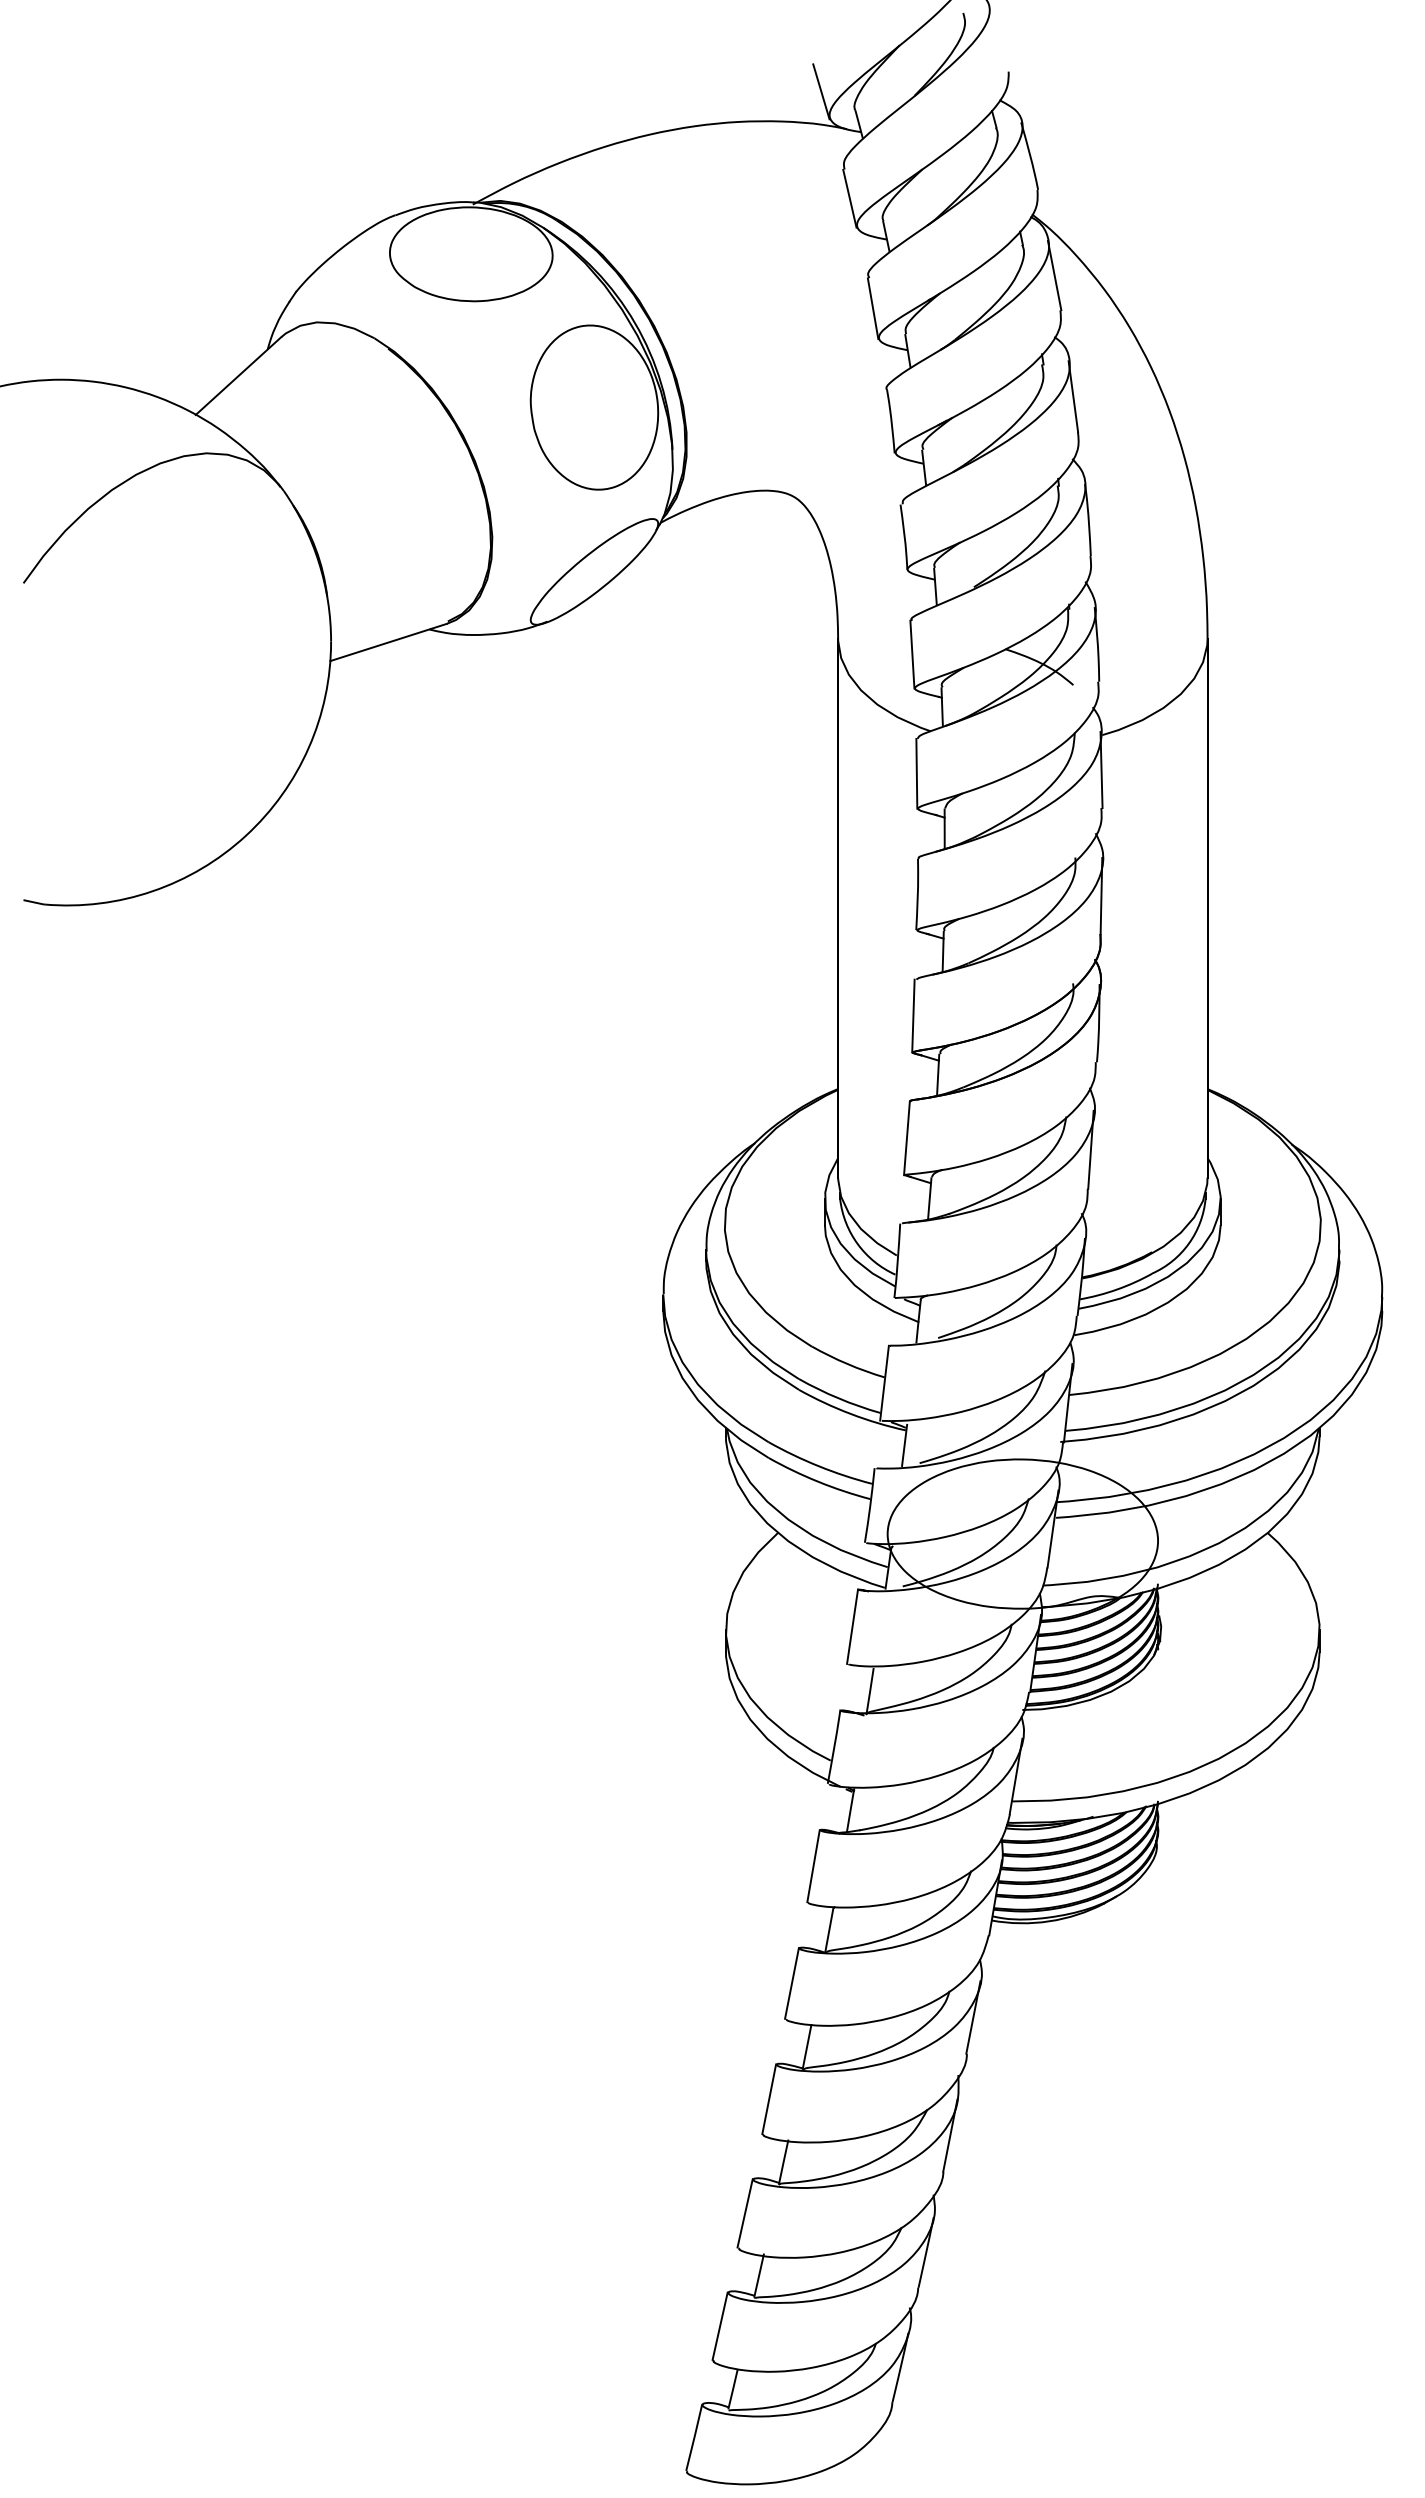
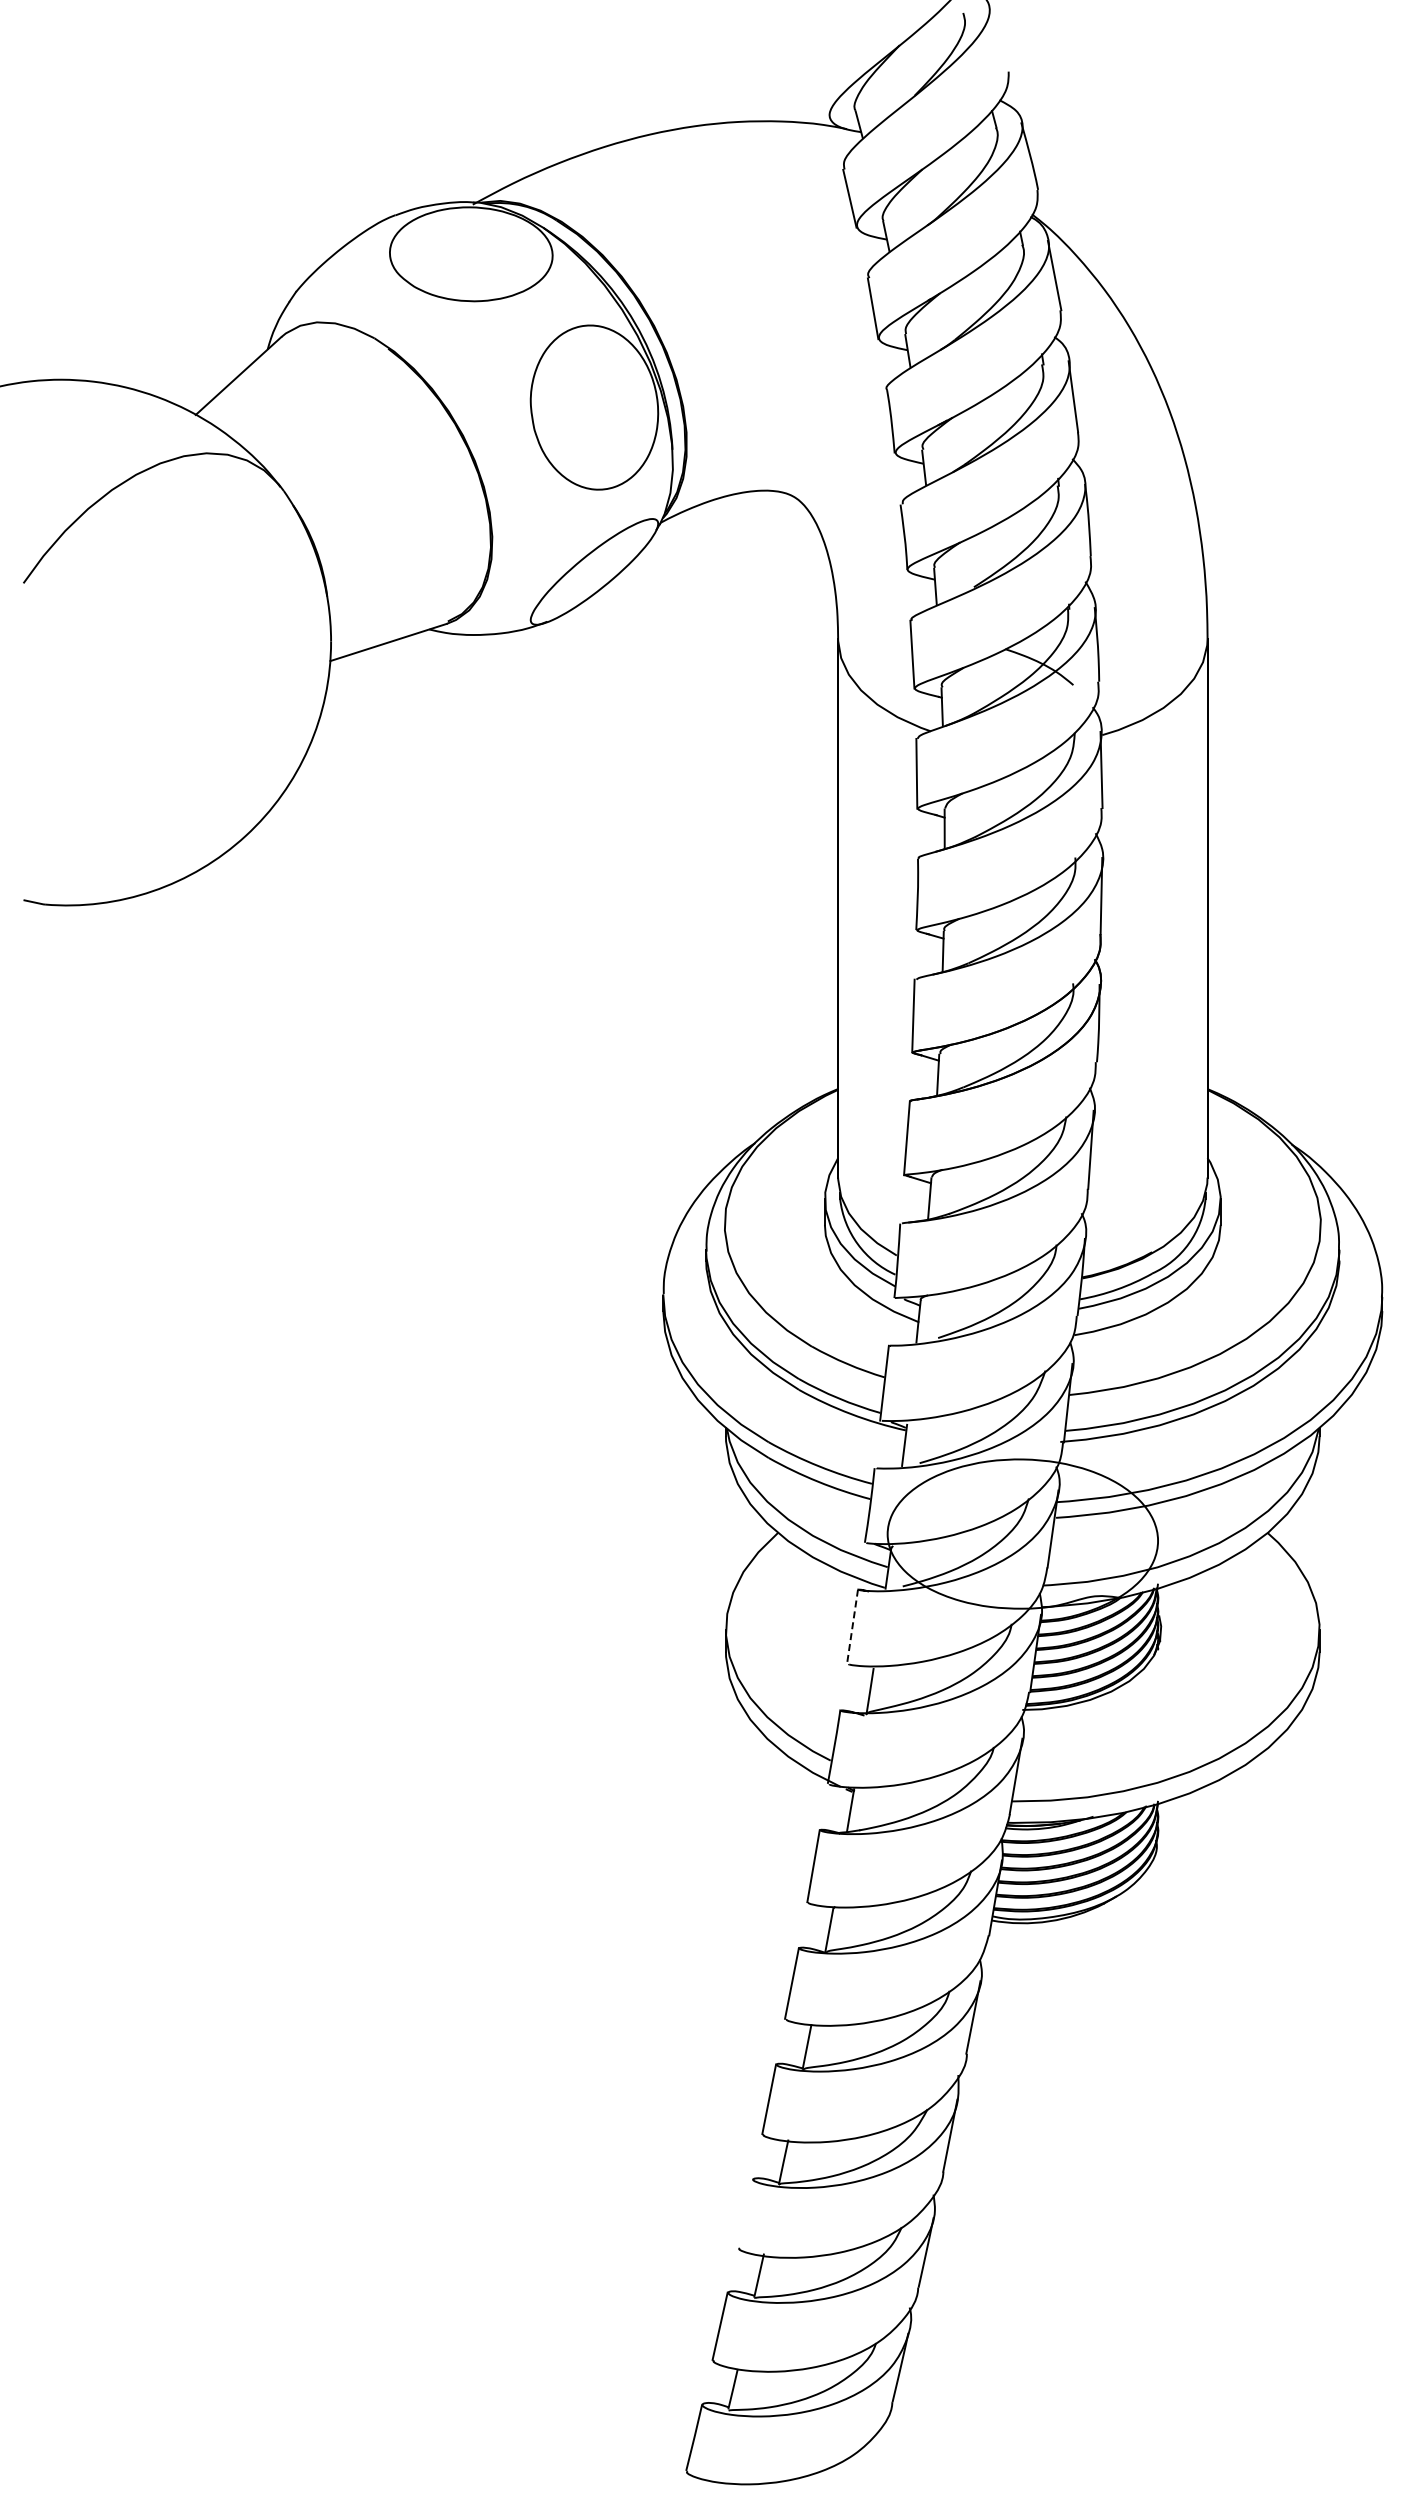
line: present -> none (821, 91)
line: solid -> dashed (852, 1626)
line: present -> none (744, 2213)
